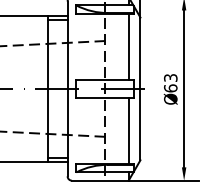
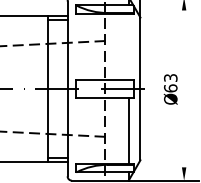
line: present -> none (128, 47)
line: present -> none (184, 88)
